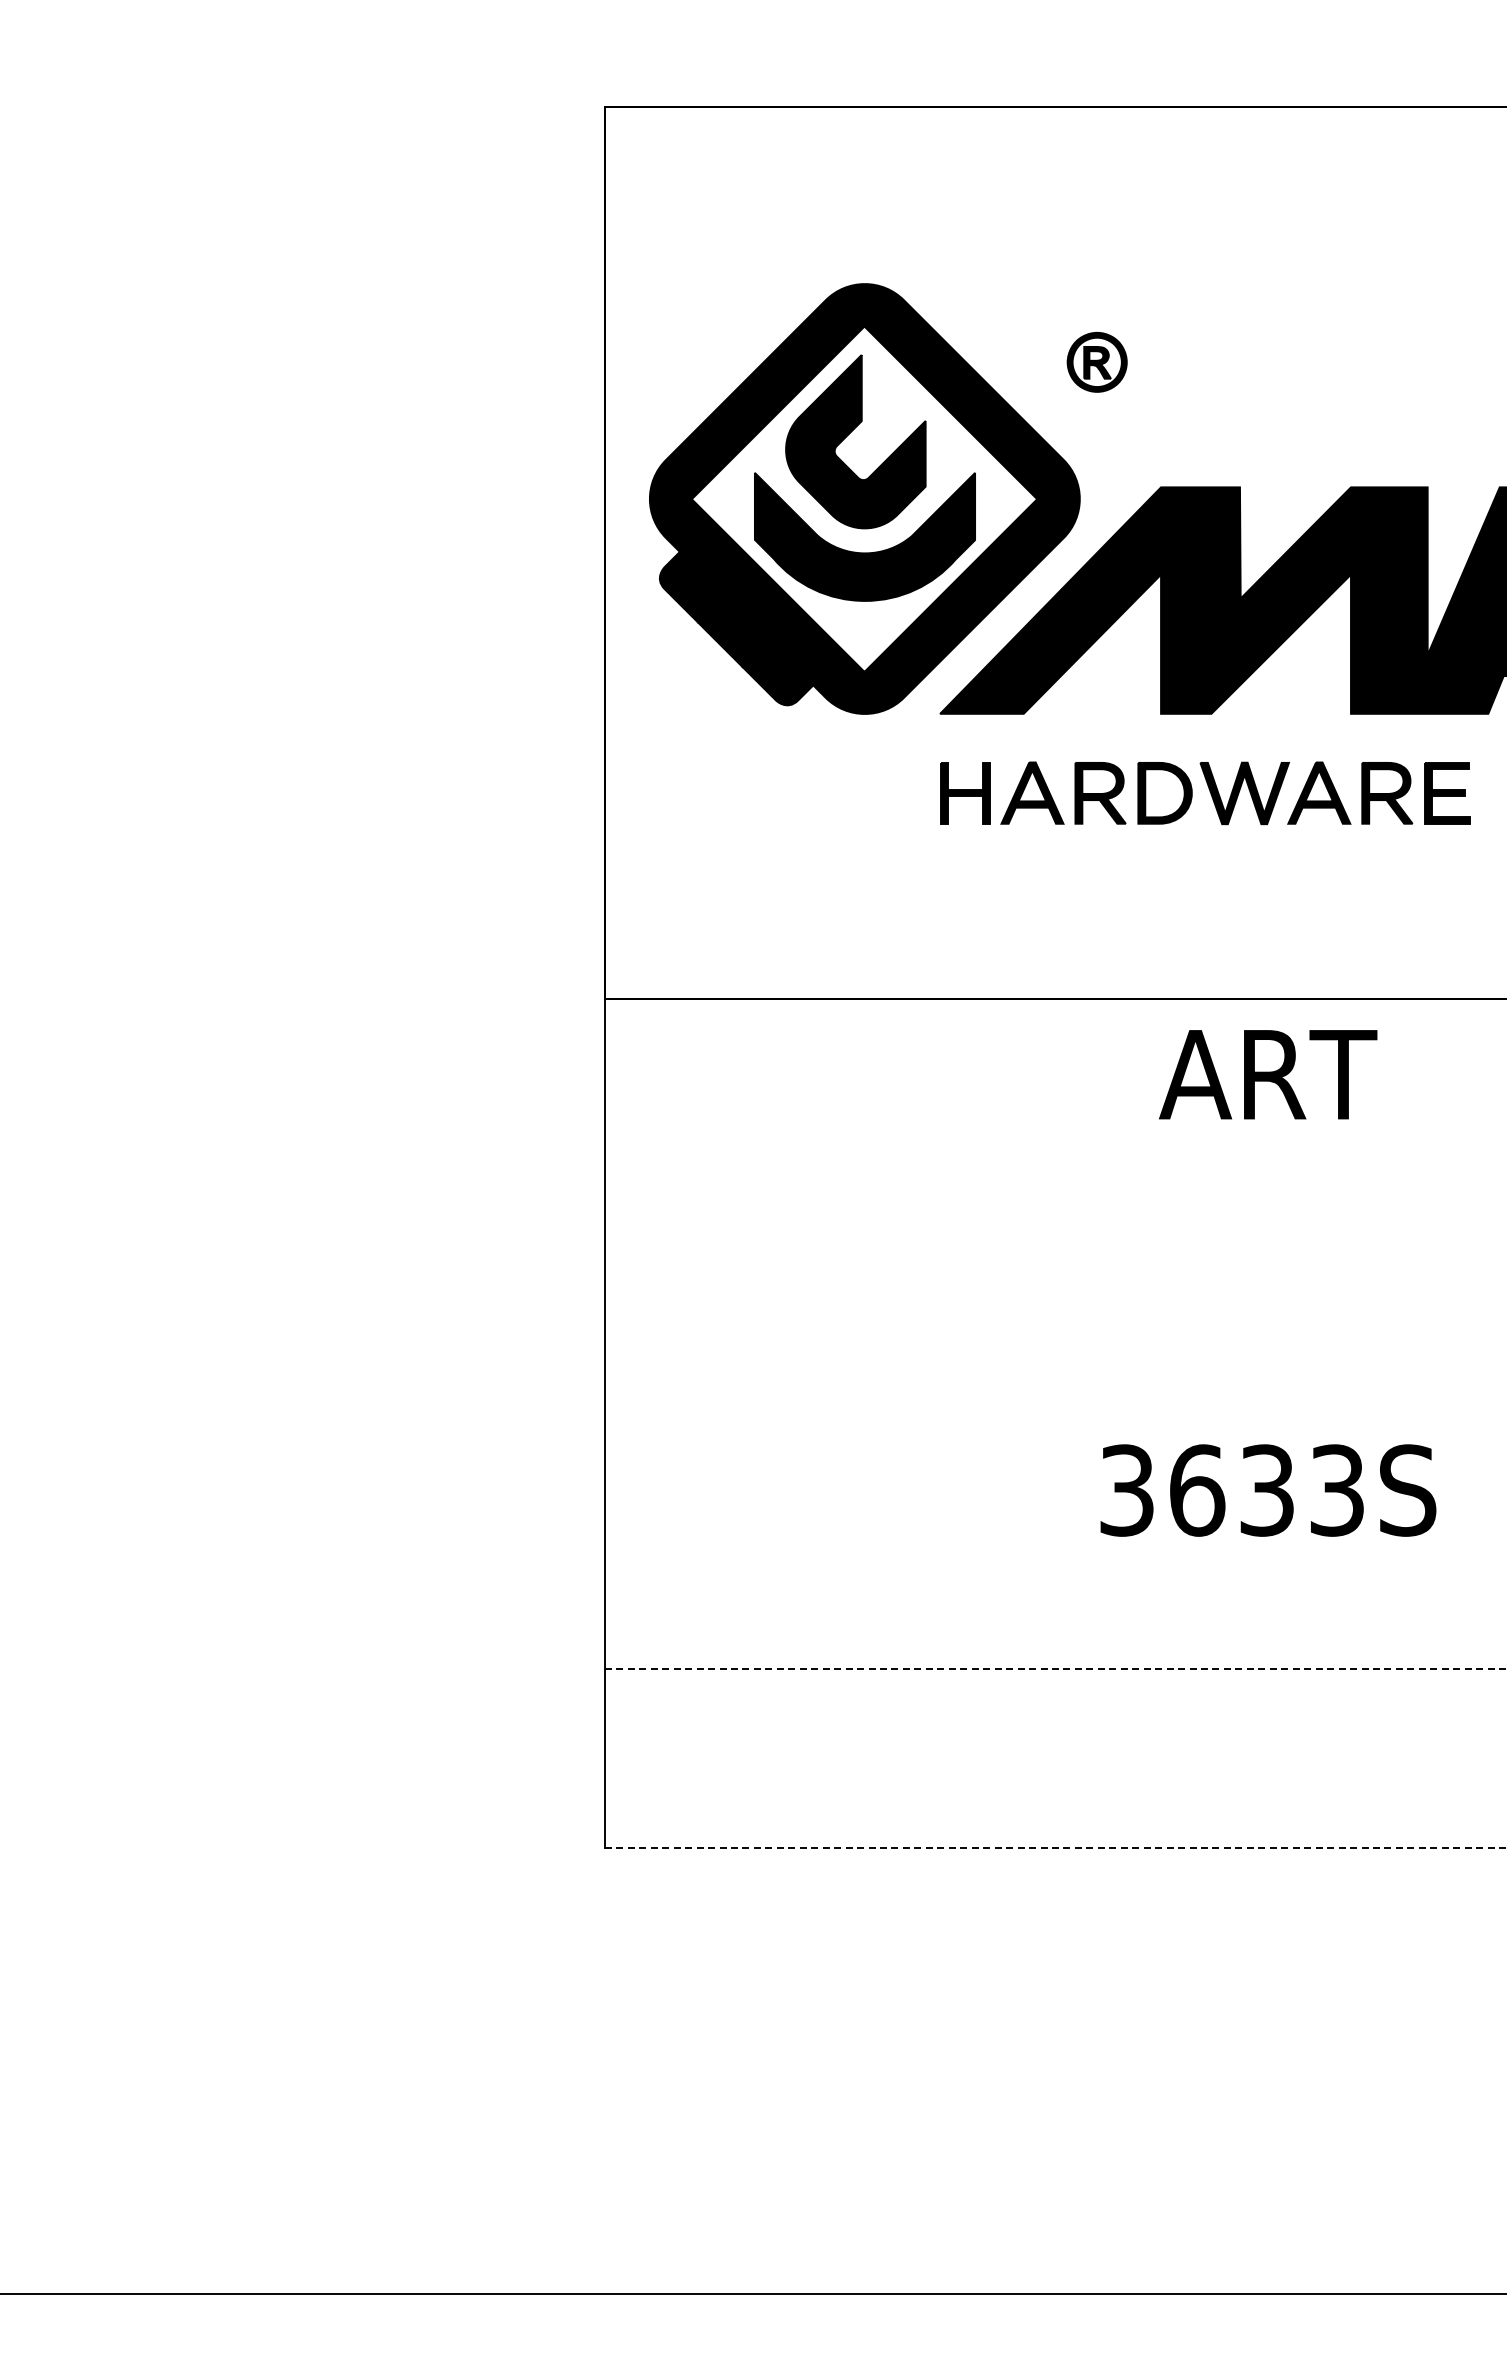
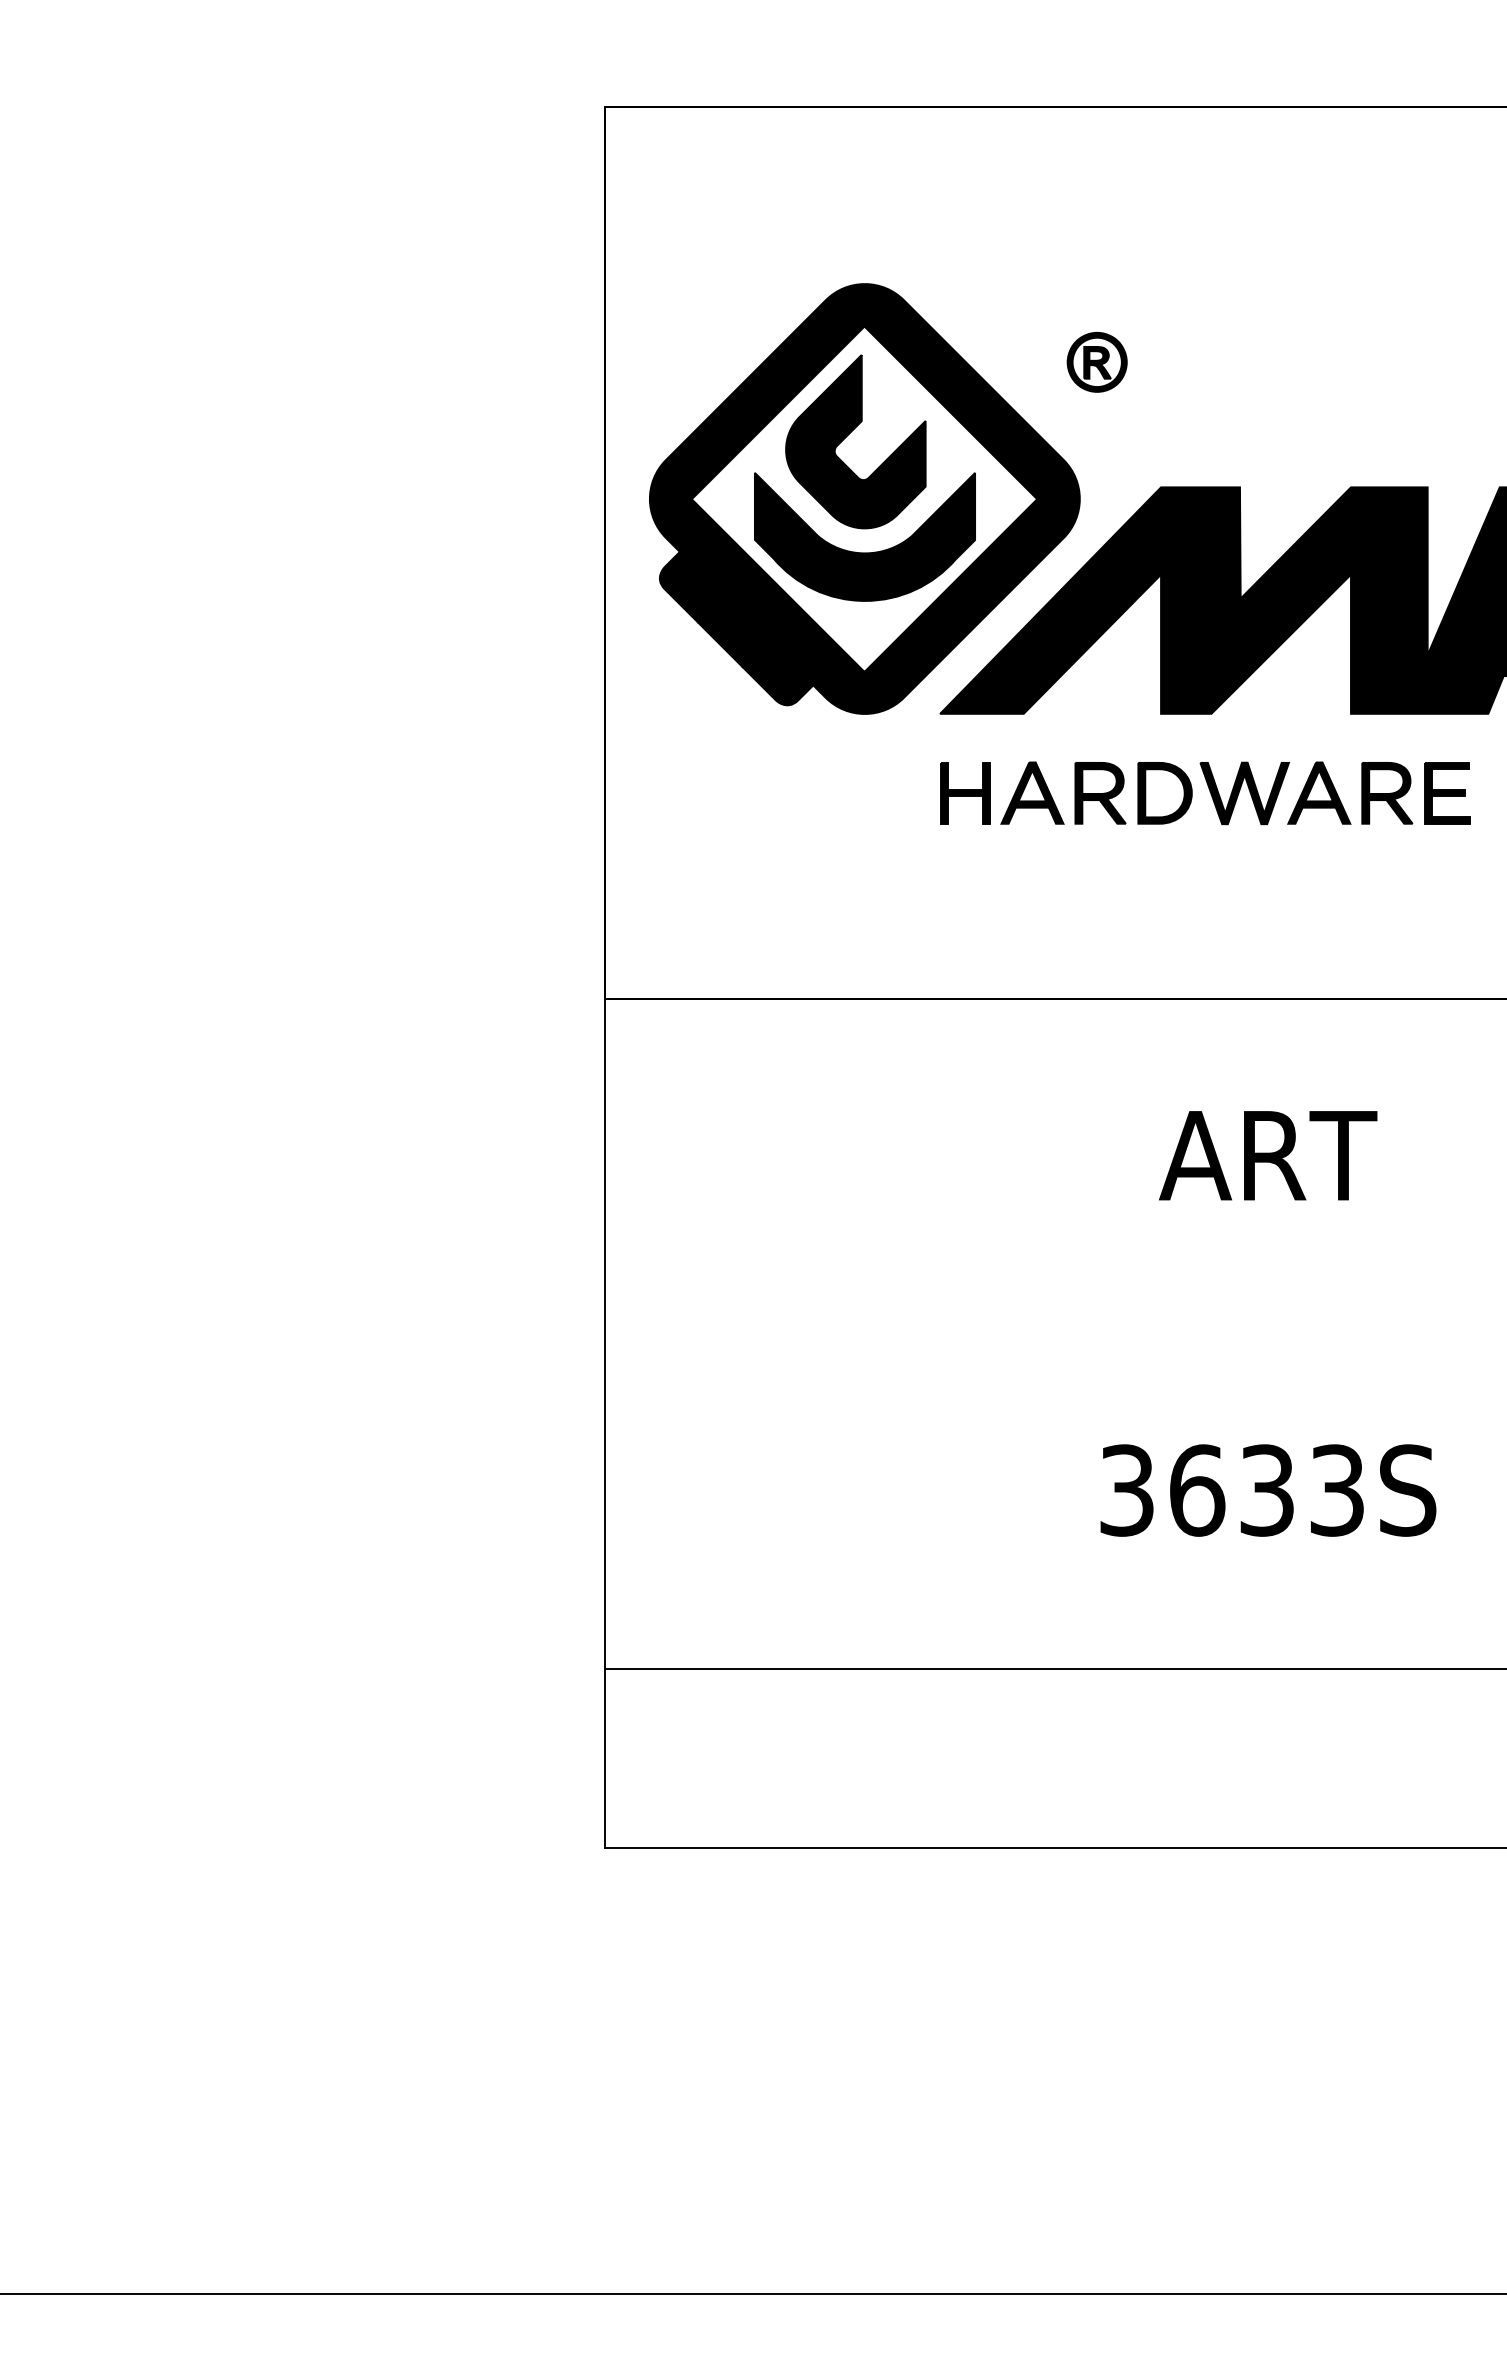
text position: (1268, 1074) -> (1268, 1155) (1268, 1155)
line: dashed -> solid (1056, 1669)
line: dashed -> solid (1056, 1847)
